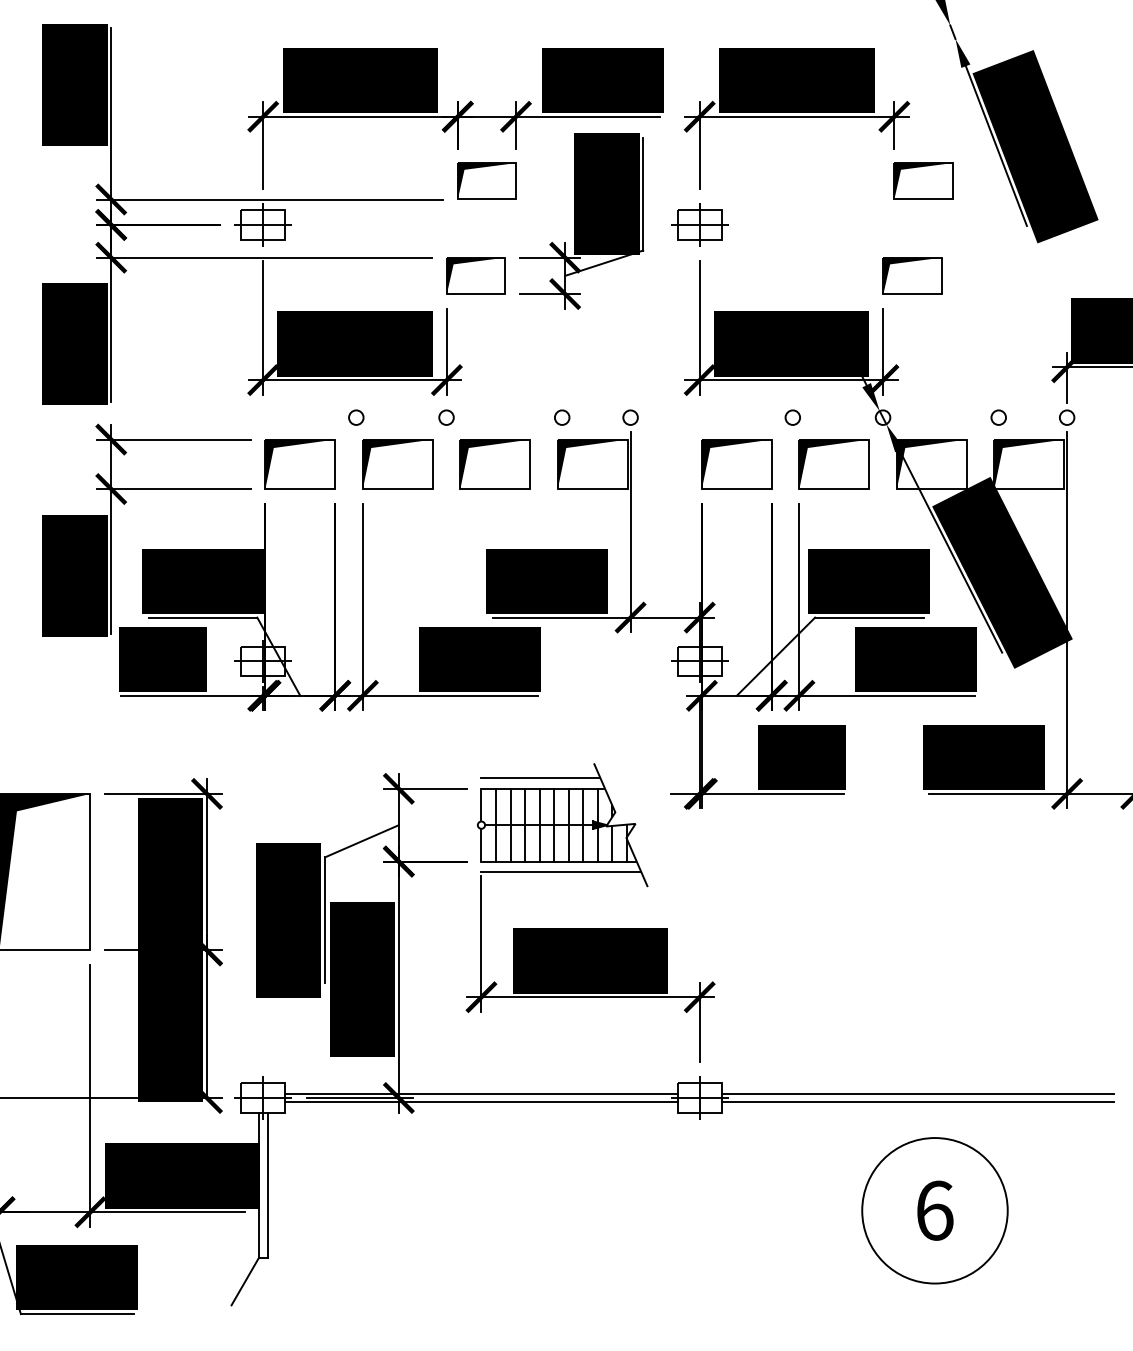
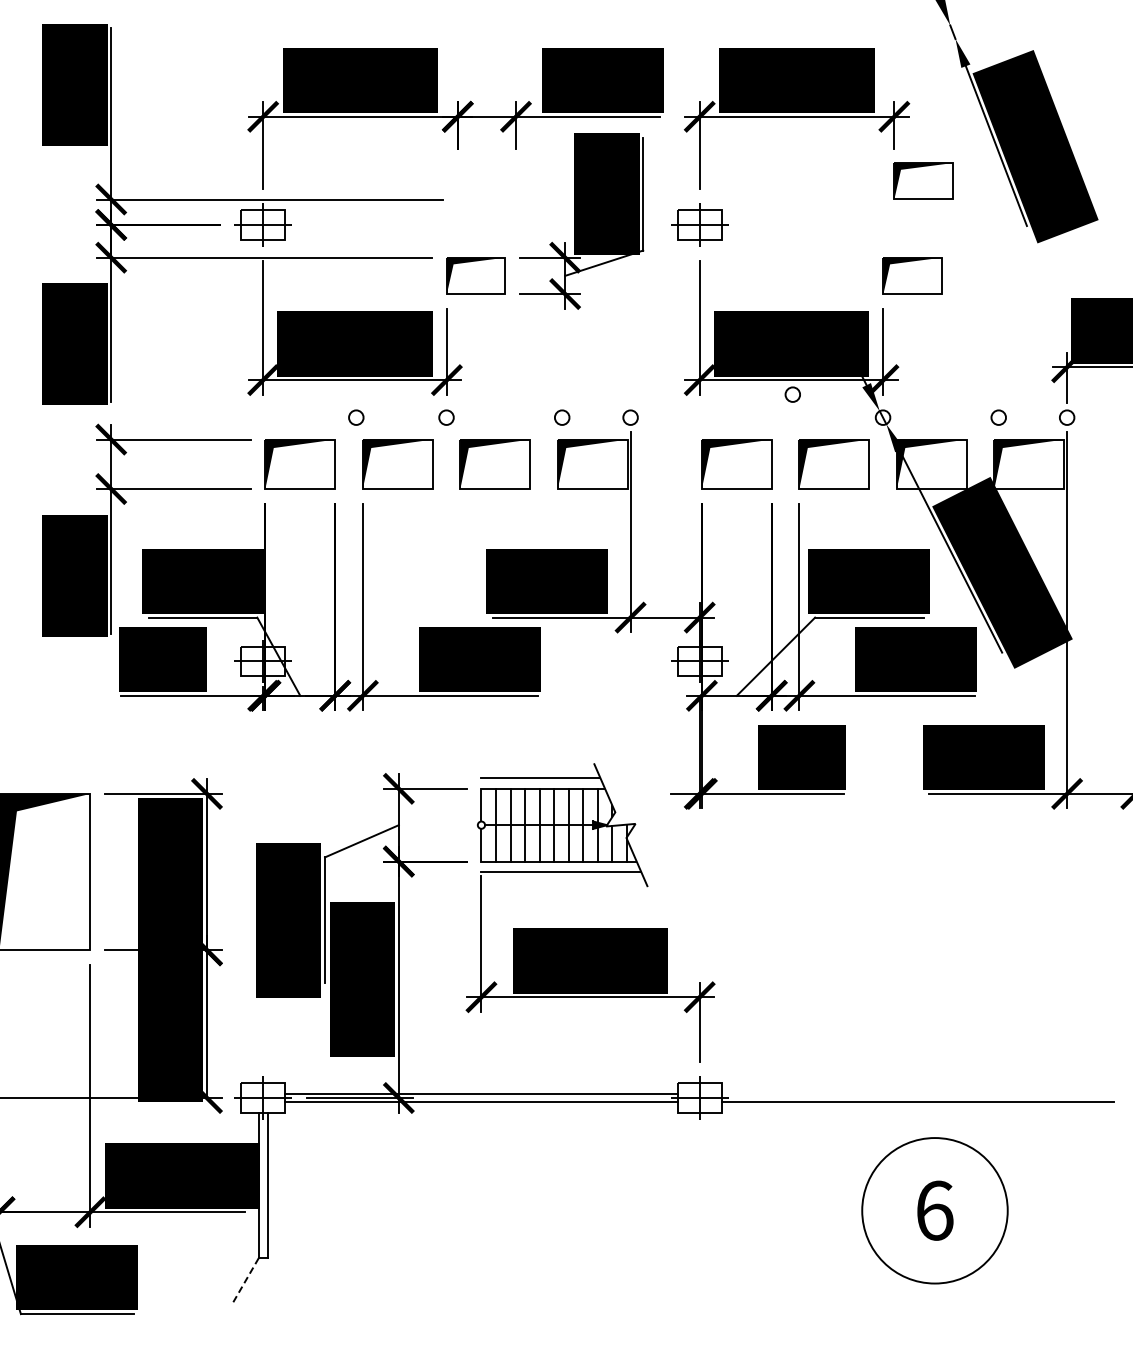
part: present -> none (486, 180)
circle position: (792, 417) -> (792, 394) (792, 394)
line: present -> none (917, 1093)
line: solid -> dashed (244, 1282)
